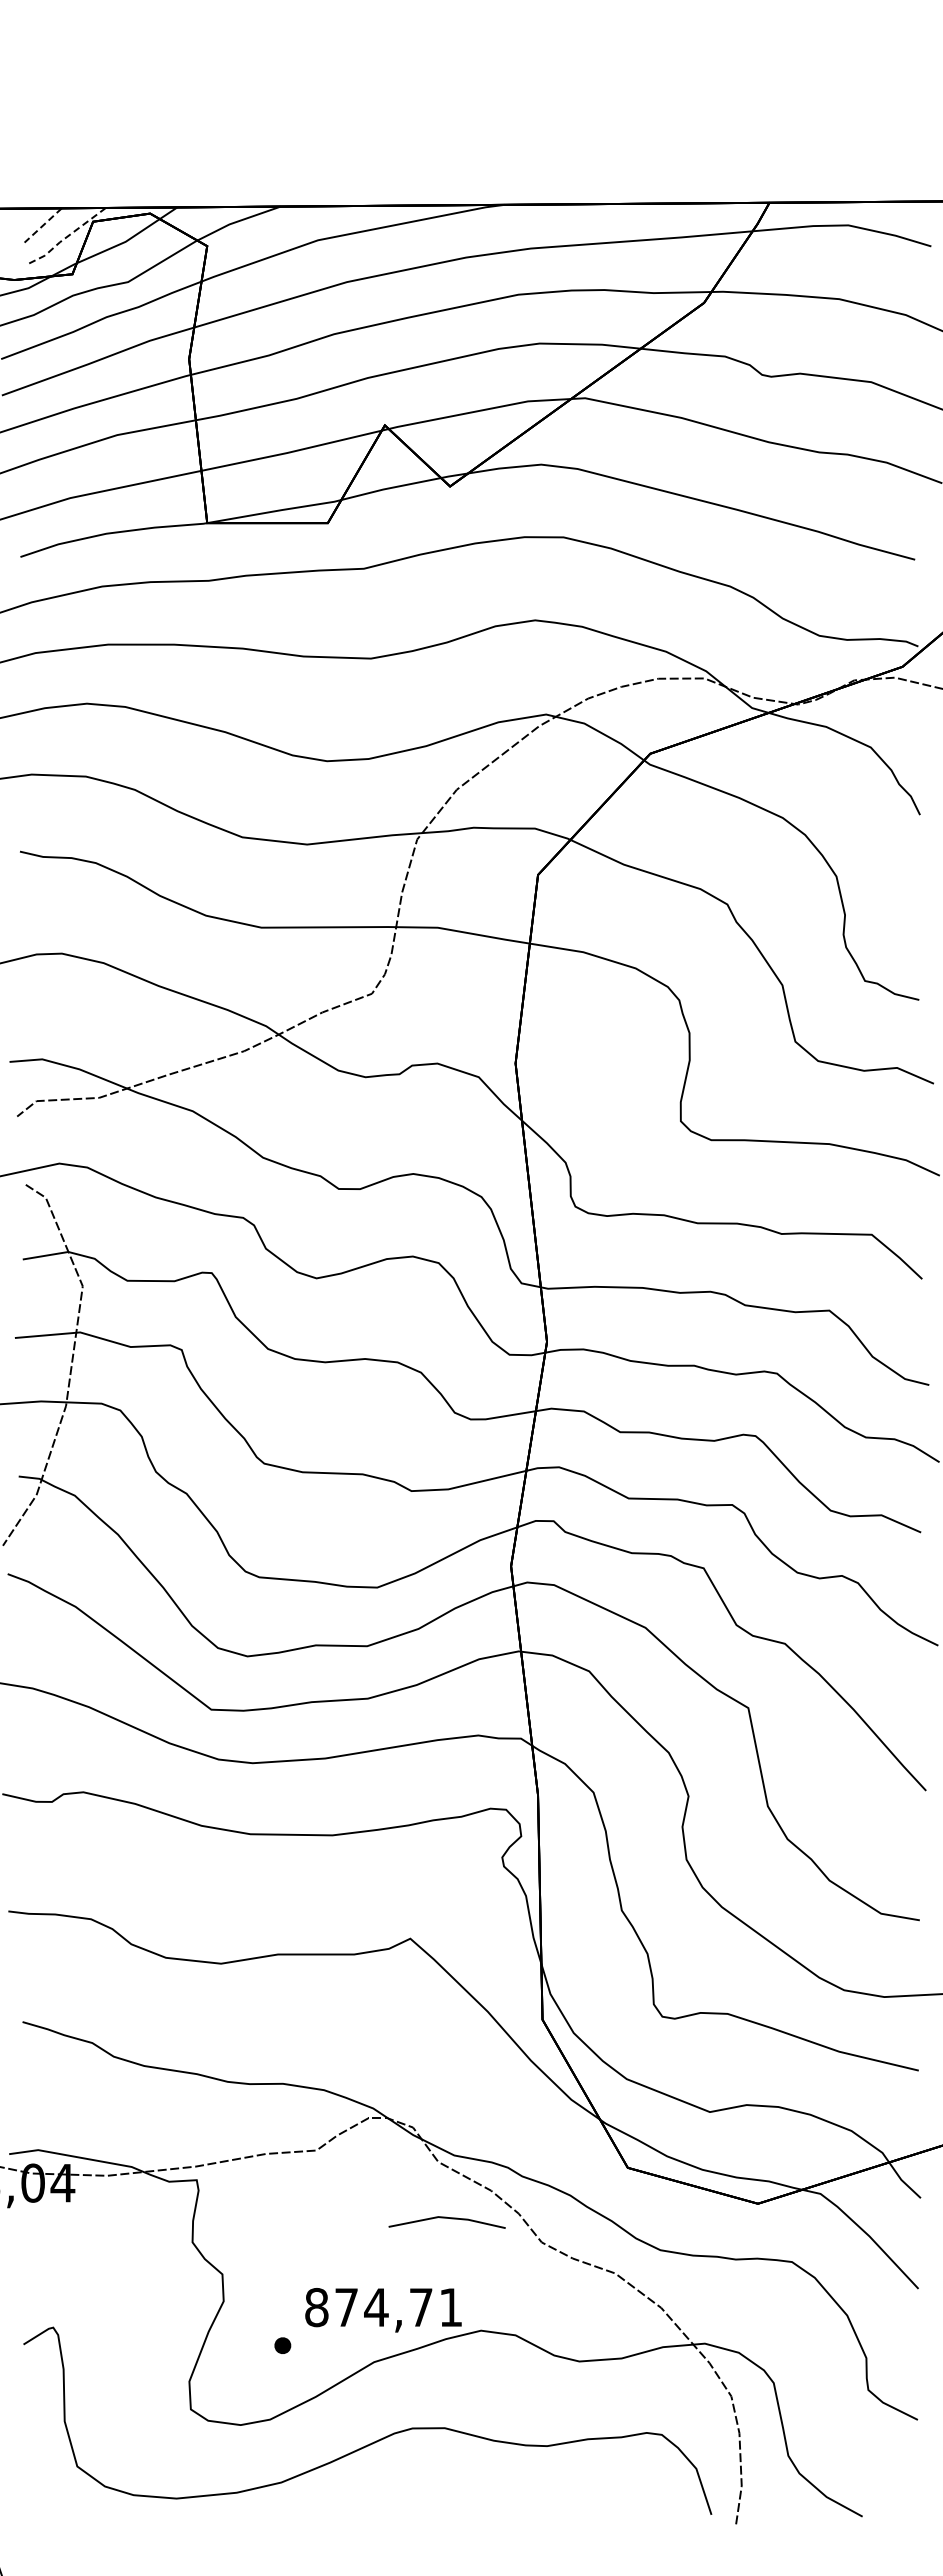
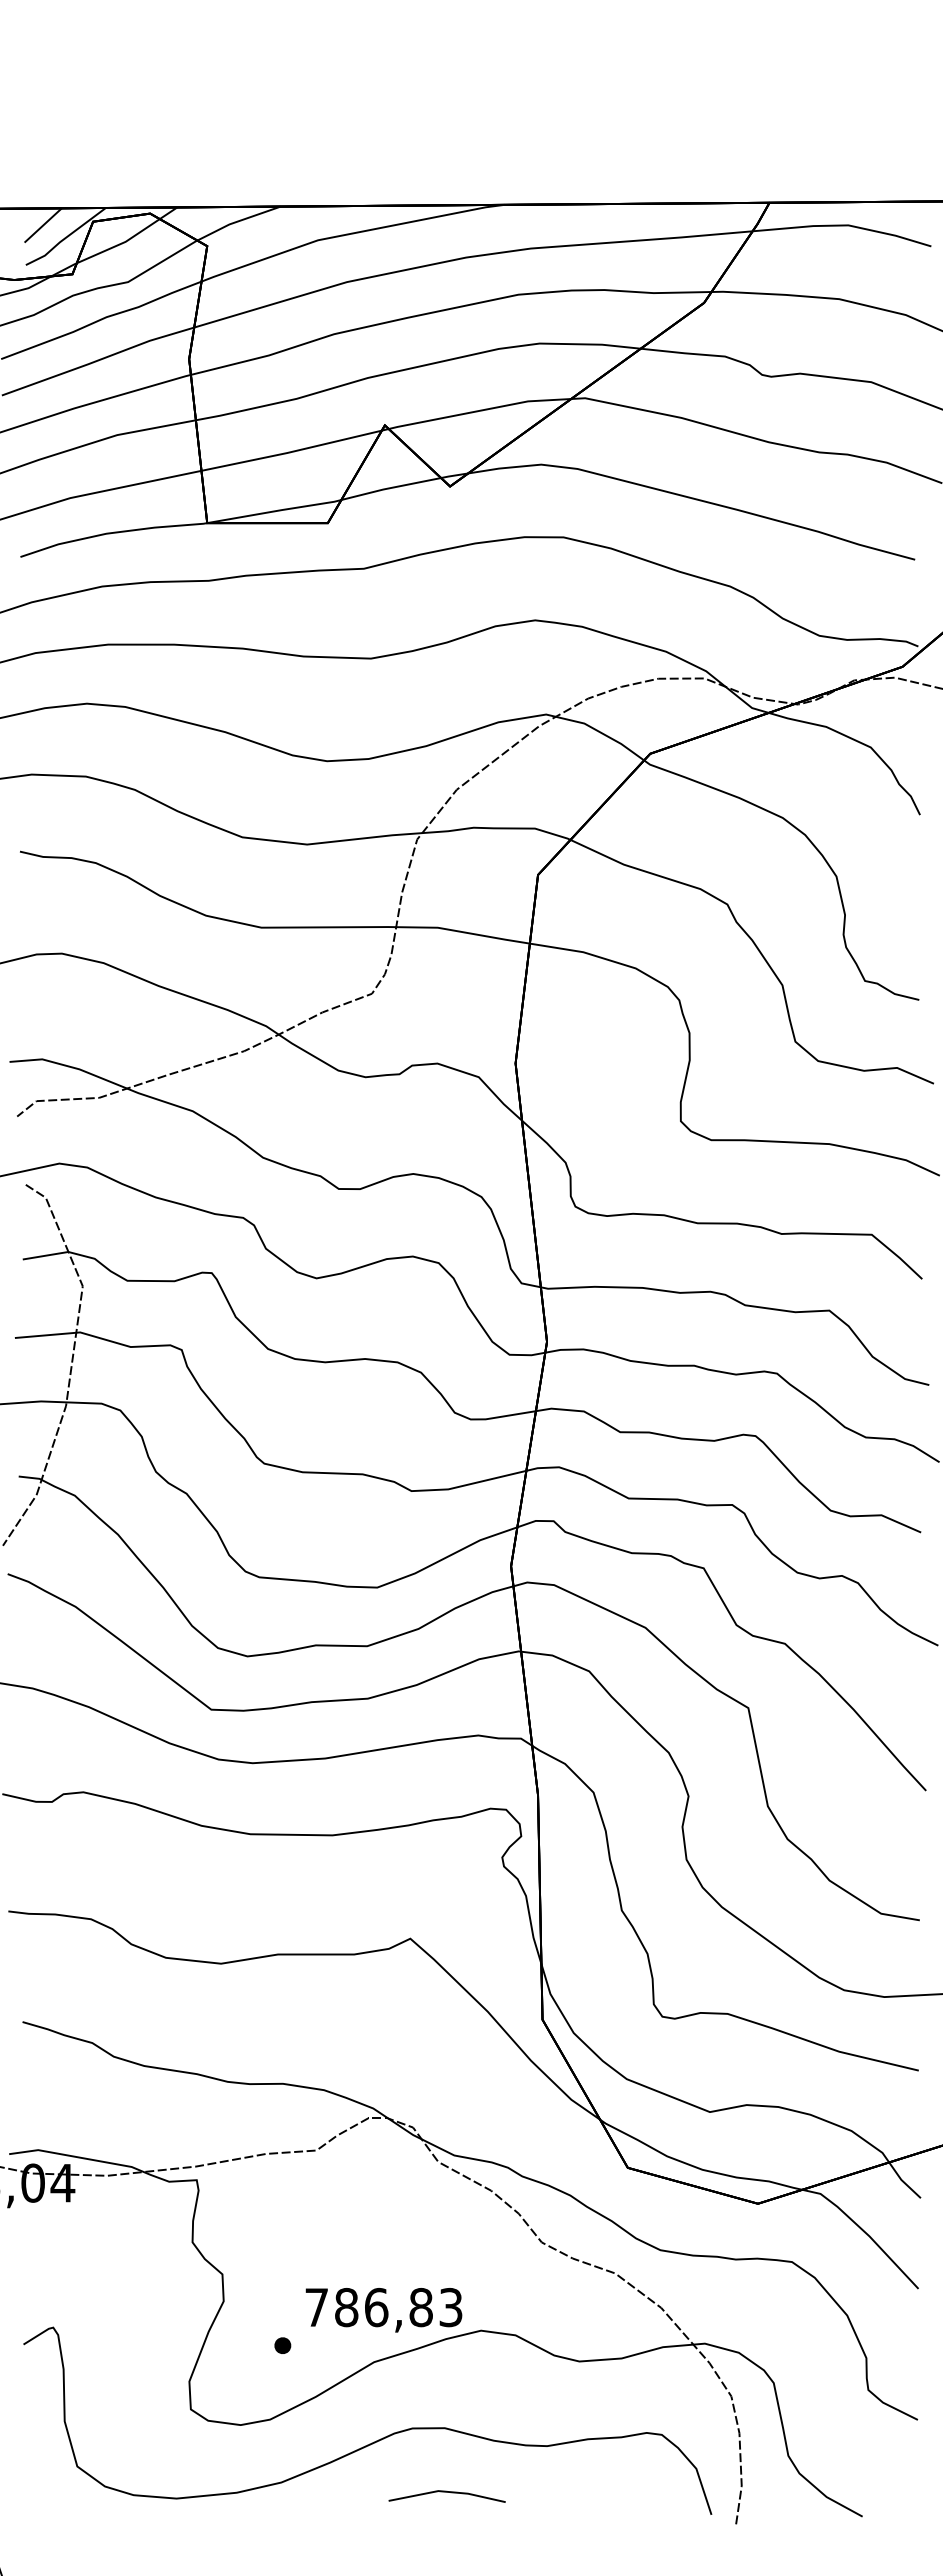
line: dashed -> solid (42, 225)
line: dashed -> solid (65, 238)
line position: (446, 2218) -> (446, 2492) (446, 2492)
text: 874,71 -> 786,83 (383, 2307)
